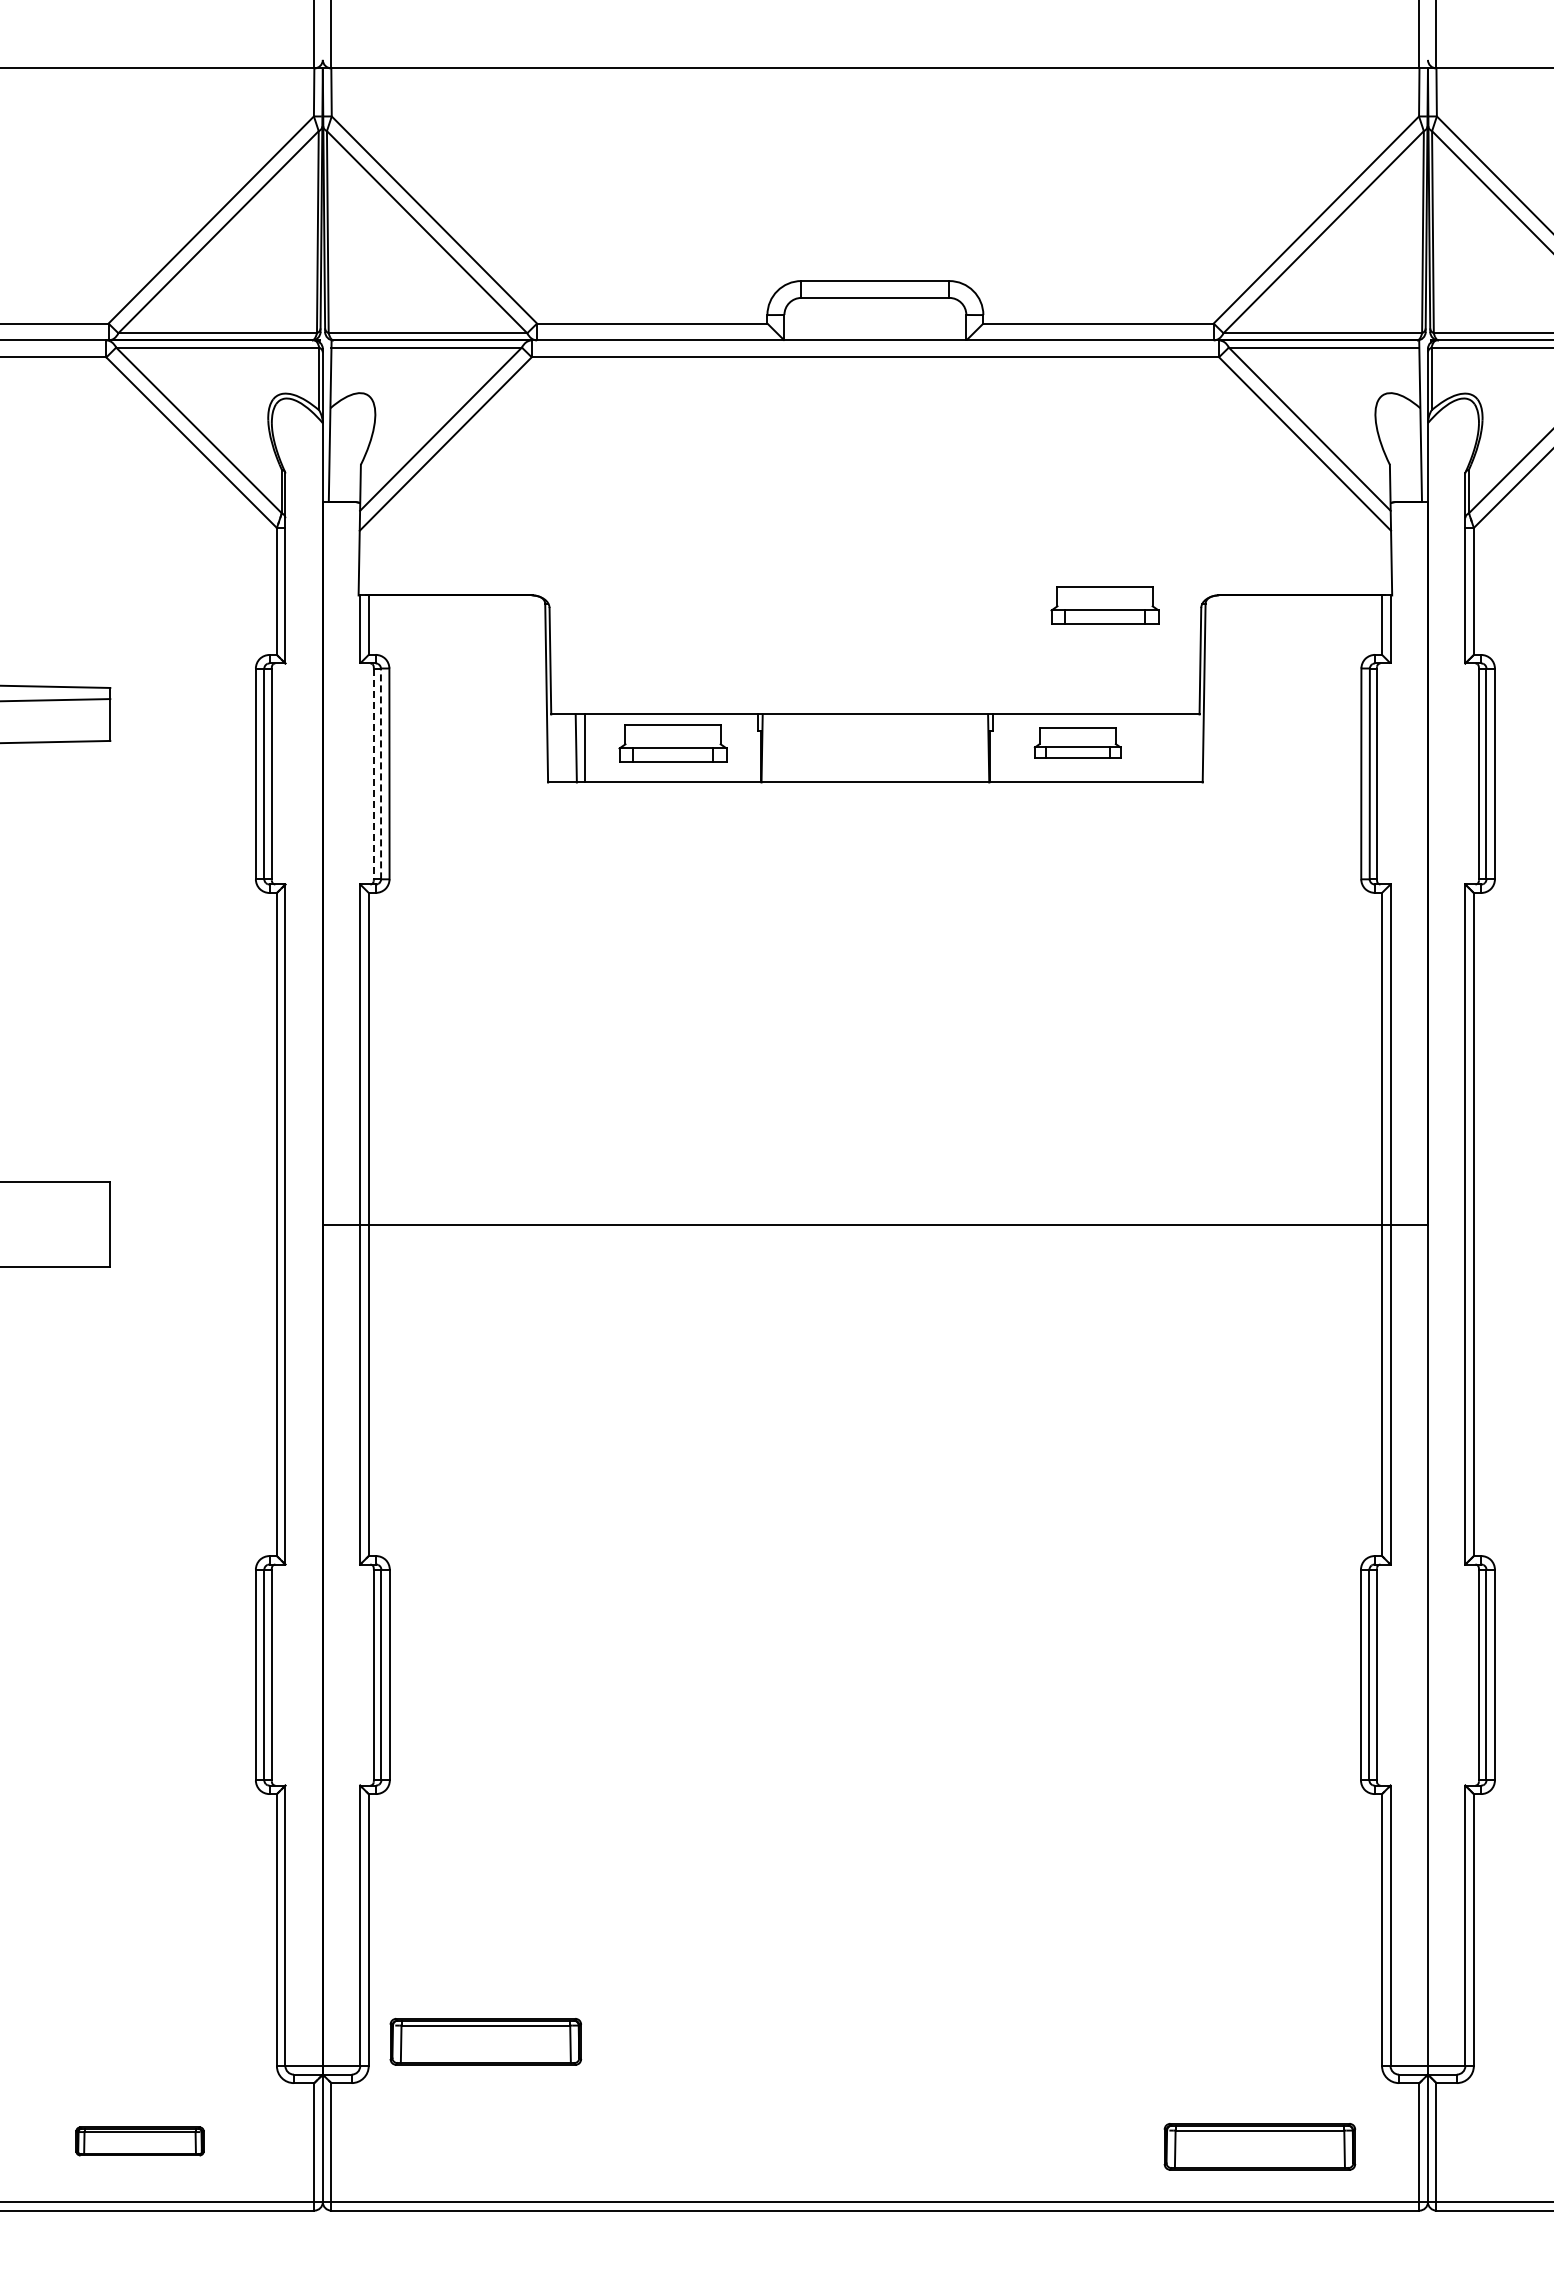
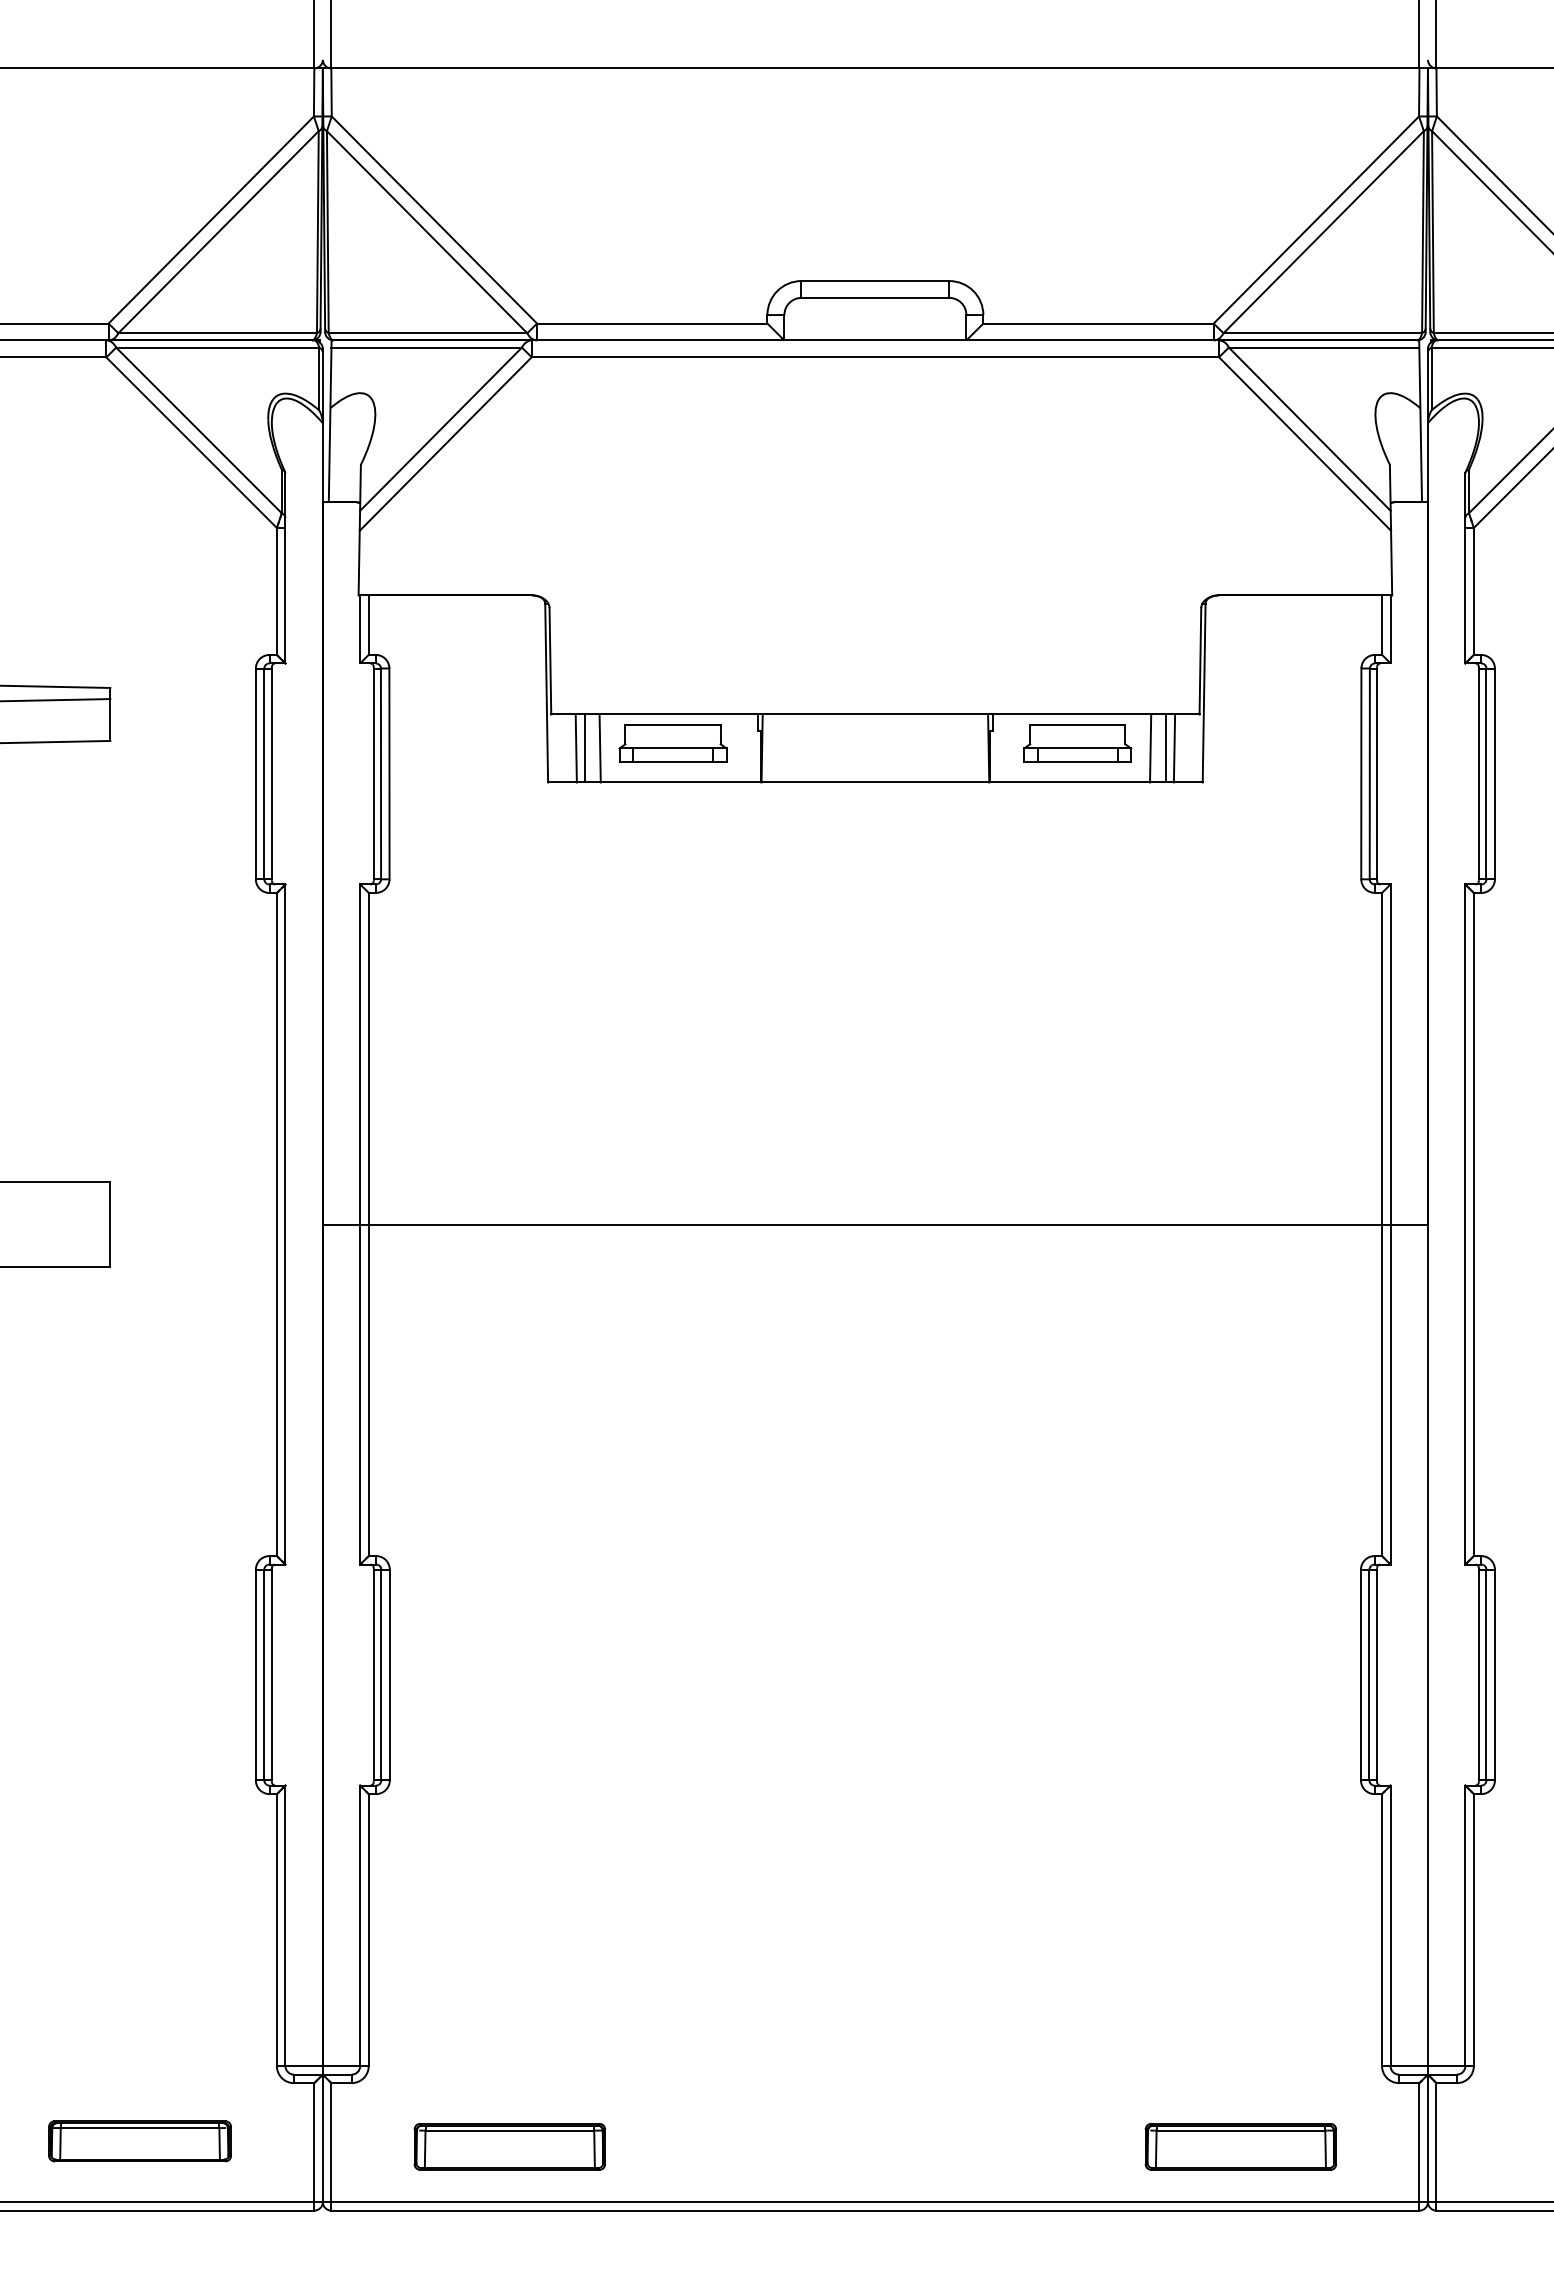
part: present -> none (1104, 605)
part size: 89x32 px -> 110x39 px (1077, 743)
line: none -> present (599, 748)
line: none -> present (1150, 748)
line: none -> present (1166, 748)
line: none -> present (1174, 748)
line: dashed -> solid (381, 773)
line: dashed -> solid (373, 774)
part position: (485, 2041) -> (509, 2146) (509, 2146)
part size: 130x31 px -> 184x43 px (139, 2141)
part position: (1259, 2146) -> (1240, 2146) (1240, 2146)
